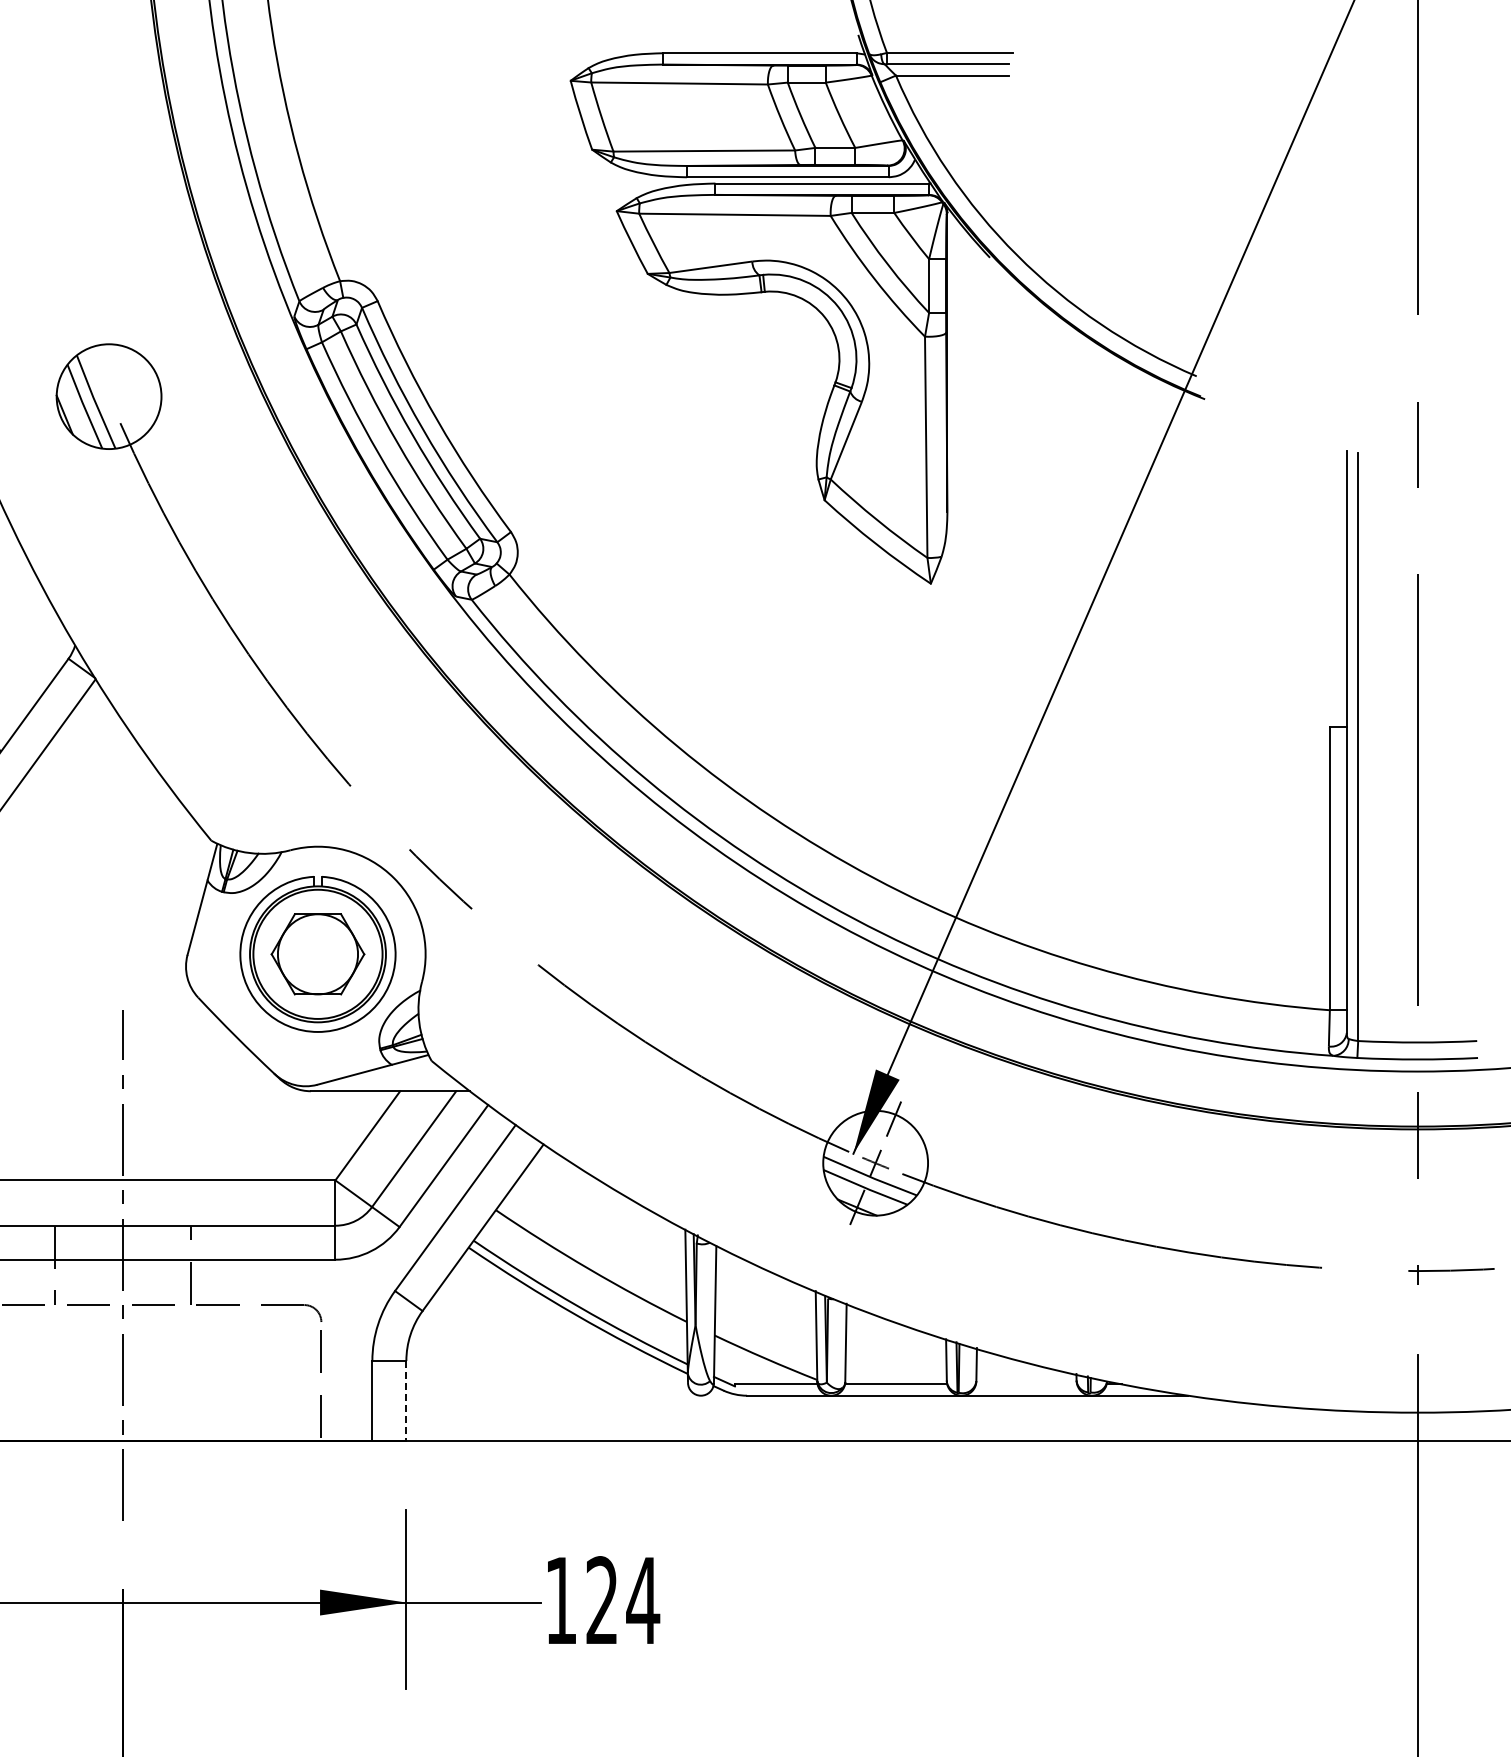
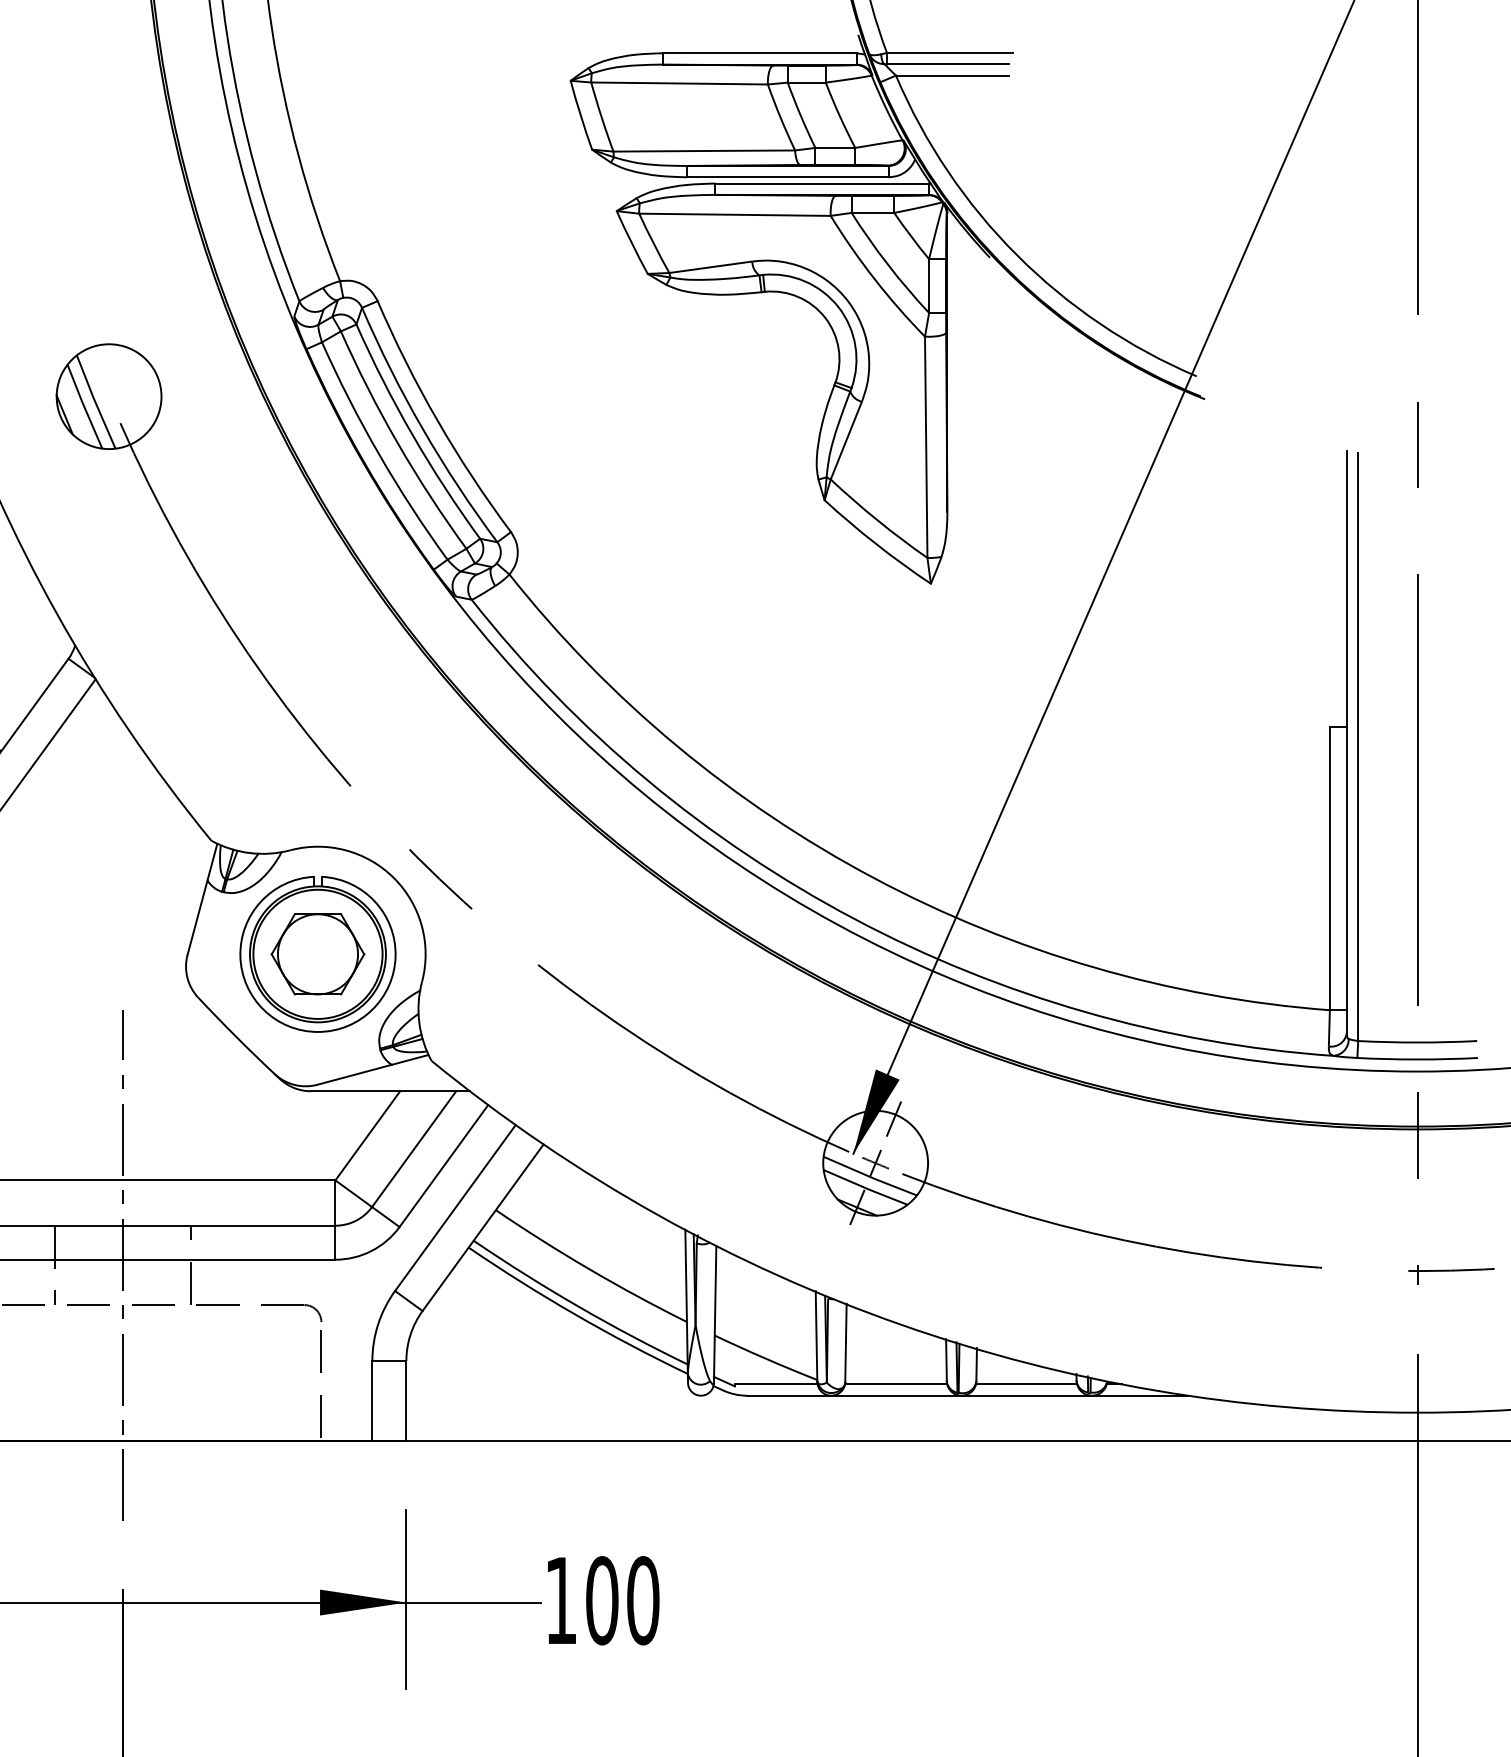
line: none -> present (1026, 1384)
line: dashed -> solid (406, 1401)
text: 124 -> 100 (623, 1600)
